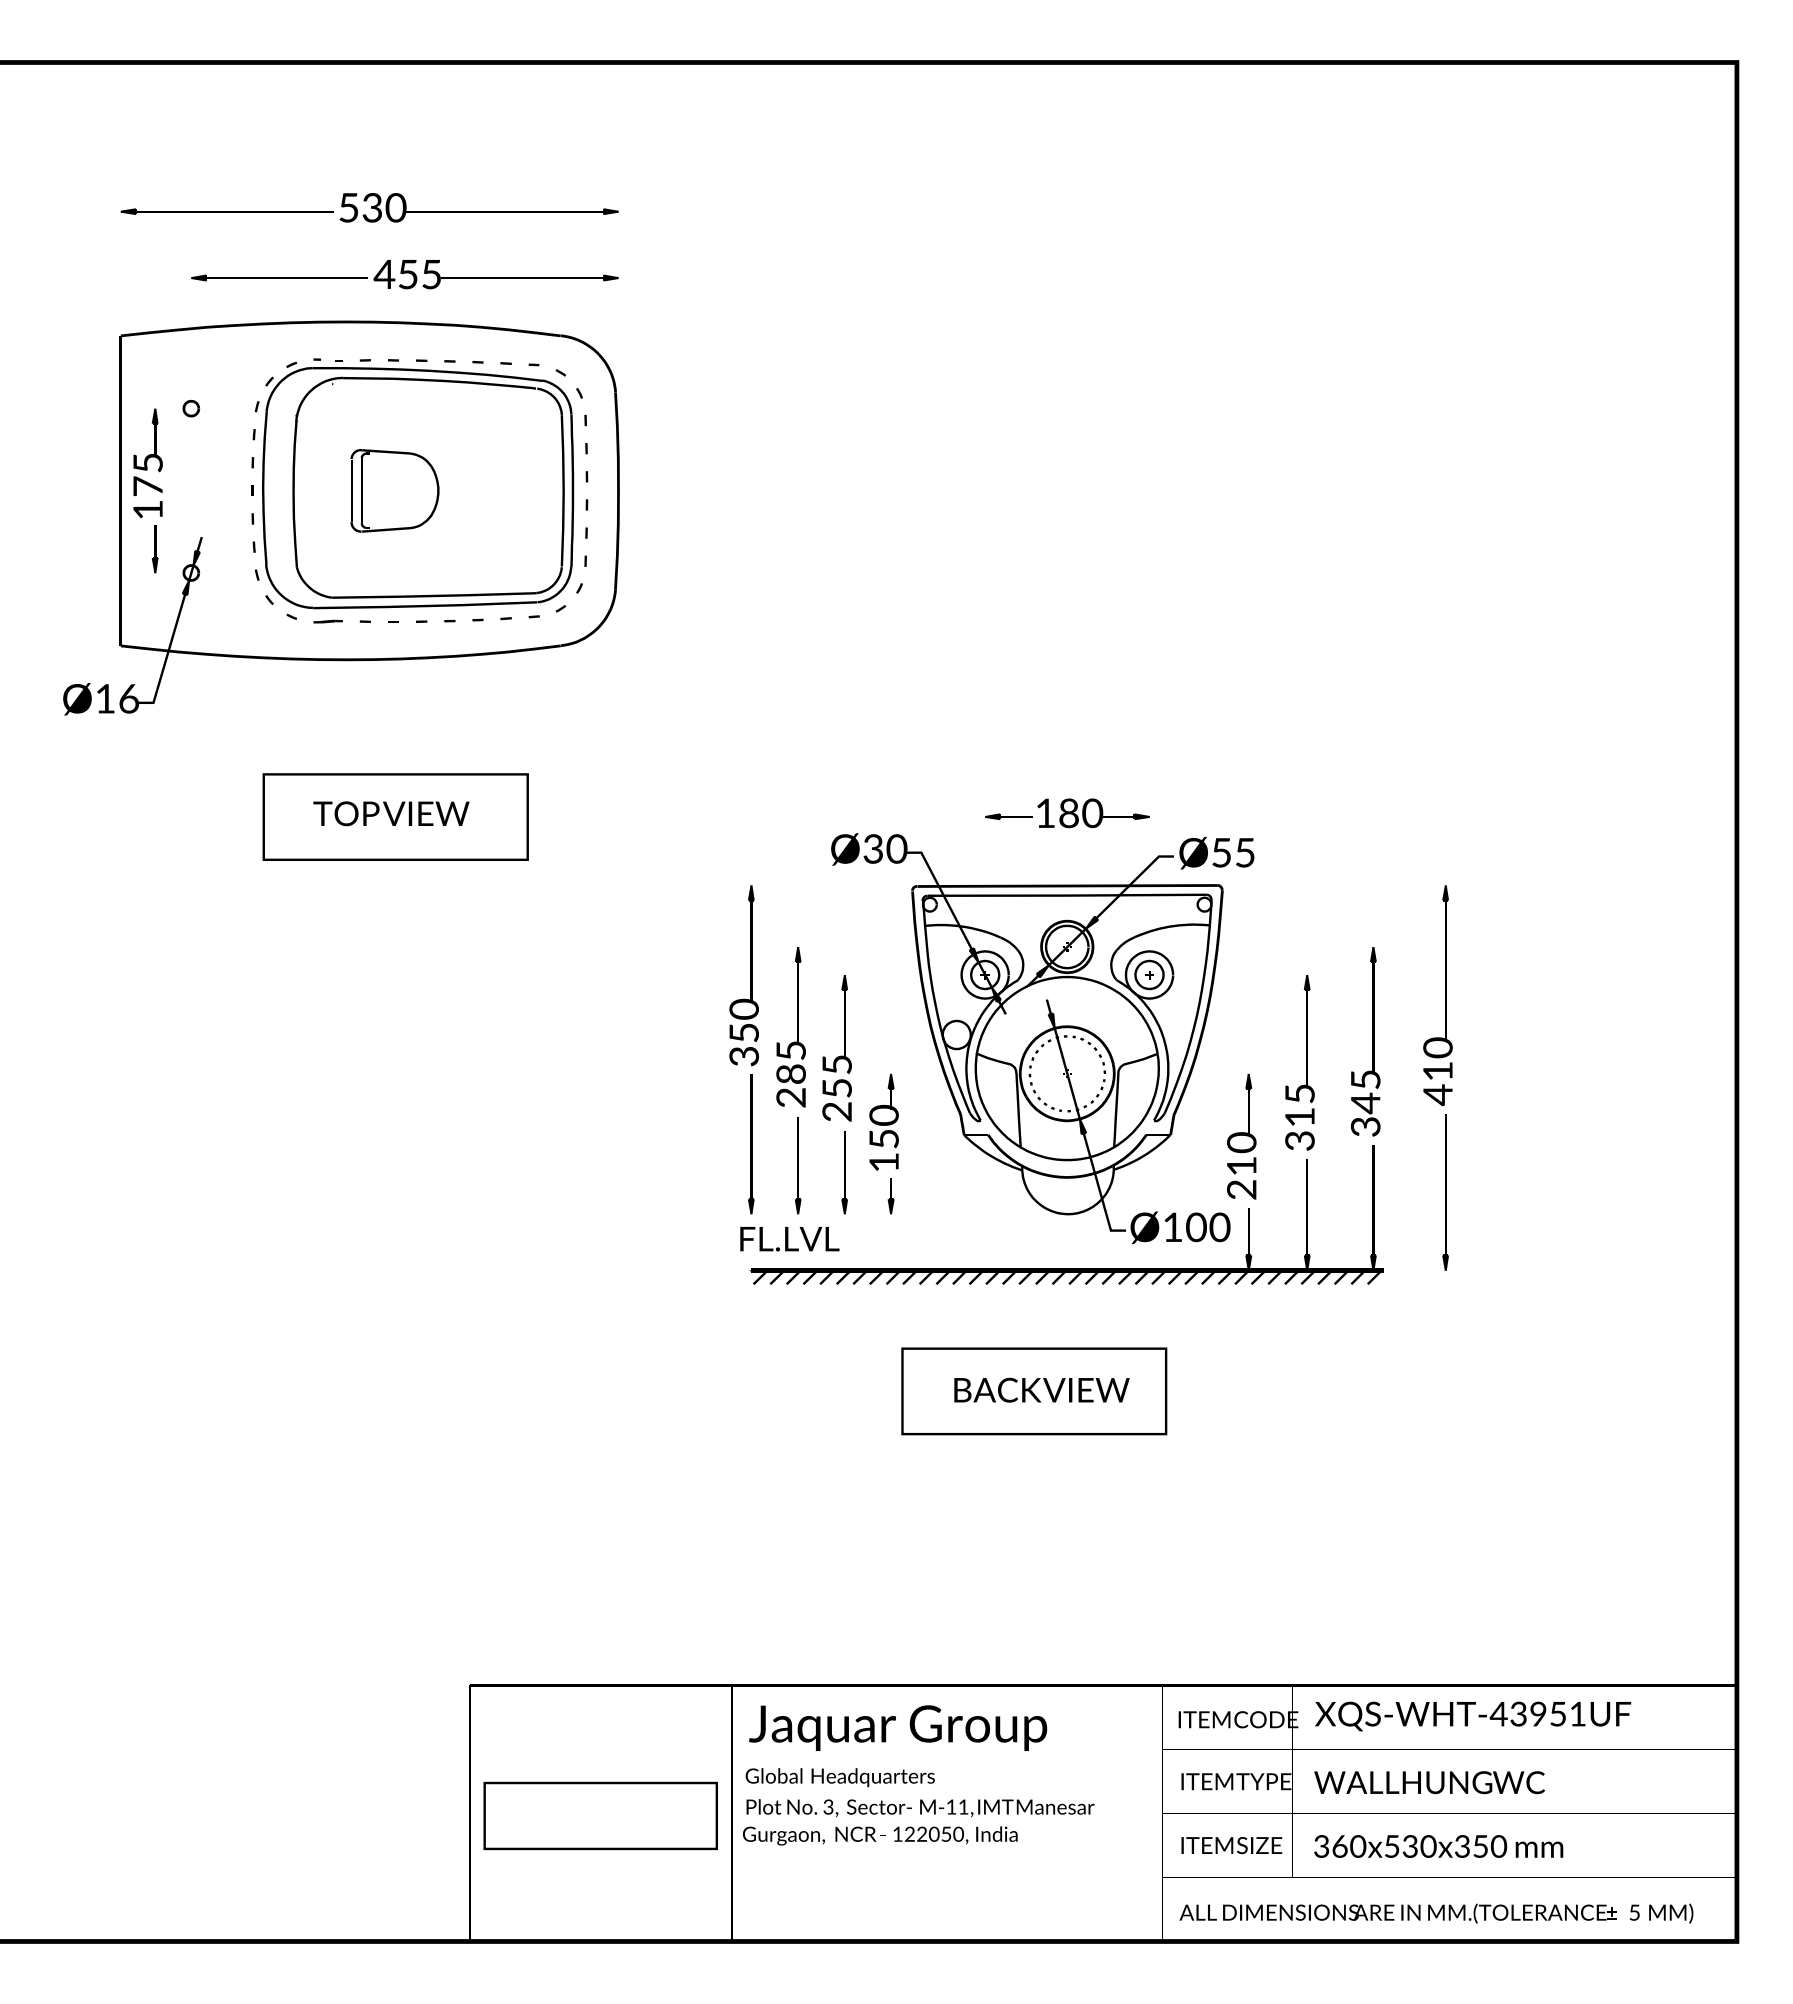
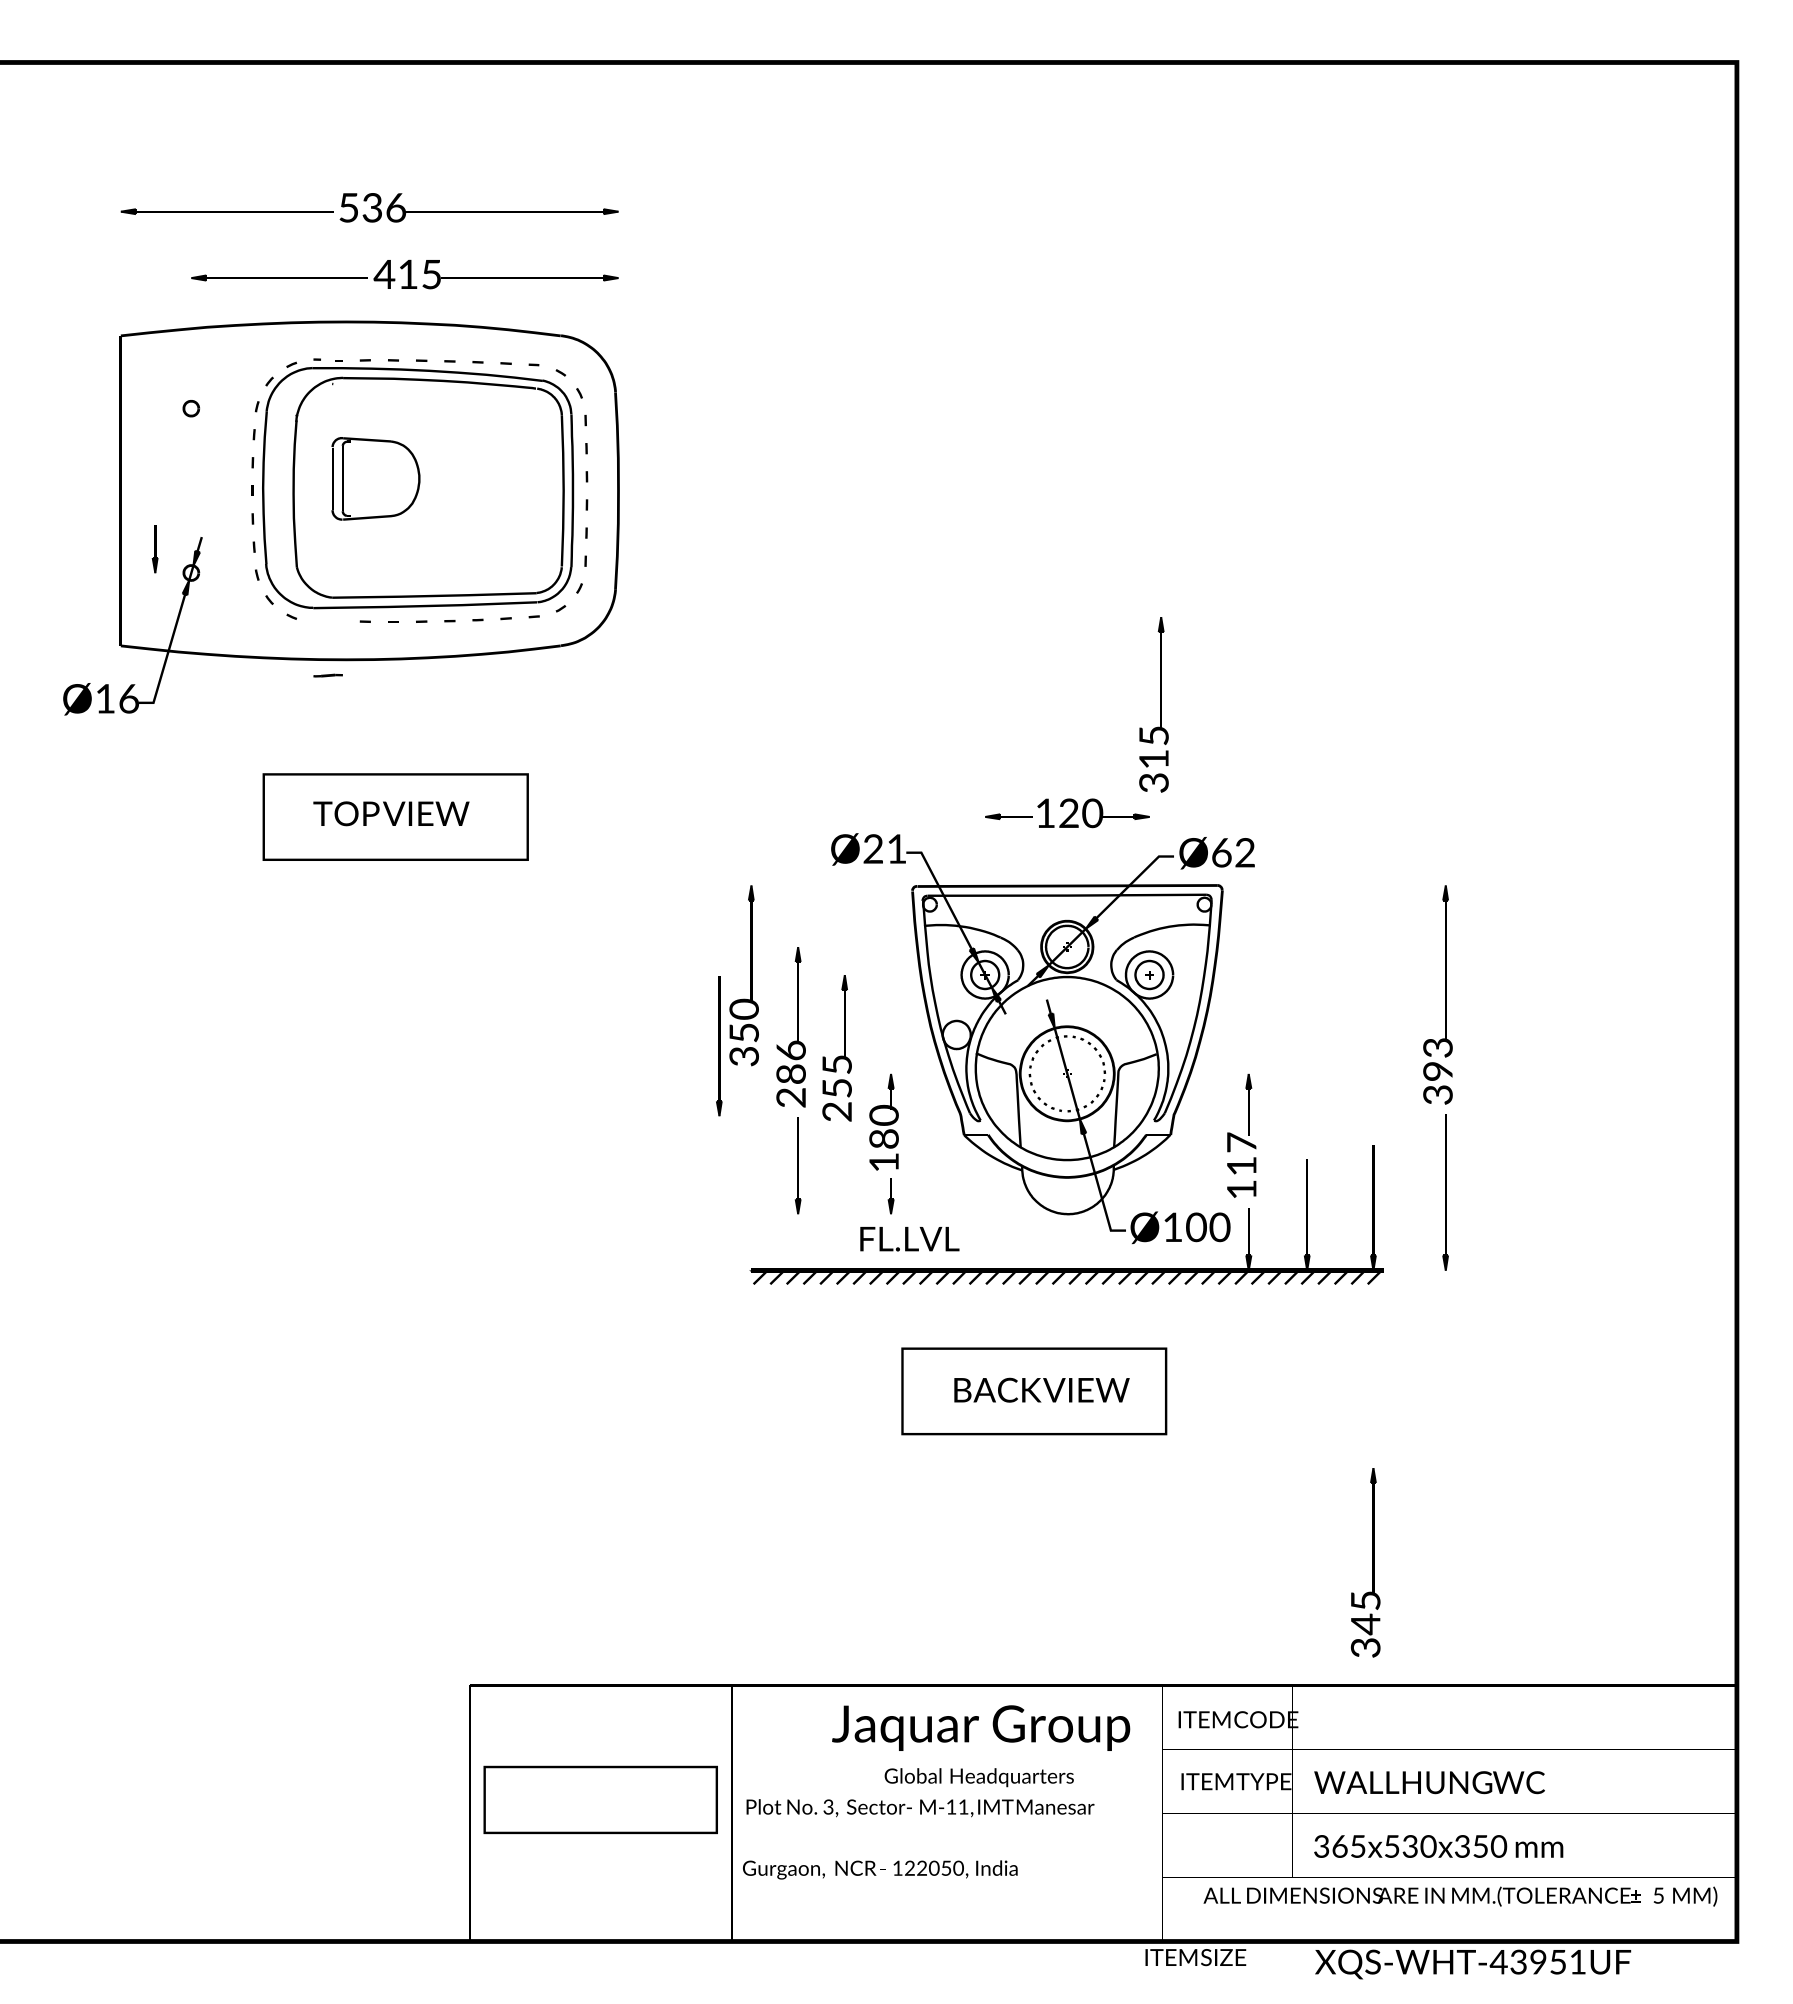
text: 530 -> 536 (395, 207)
text: 455 -> 415 (408, 274)
part: present -> none (147, 463)
part position: (394, 490) -> (375, 478) (375, 478)
line position: (327, 621) -> (327, 675) (327, 675)
text: 180 -> 120 (1068, 814)
text: Ø30 -> Ø21 (885, 848)
text: Ø55 -> Ø62 (1233, 852)
part position: (1372, 1041) -> (1372, 1562) (1372, 1562)
text: 285 -> 286 (790, 1050)
part position: (1306, 1062) -> (1160, 704) (1160, 704)
text: 410 -> 393 (1437, 1071)
text: 150 -> 180 (883, 1138)
part position: (751, 1144) -> (719, 1046) (719, 1046)
text: 210 -> 117 (1241, 1165)
part: present -> none (844, 1172)
text position: (789, 1239) -> (909, 1239) (909, 1239)
text position: (1473, 1716) -> (1473, 1964) (1473, 1964)
text position: (898, 1727) -> (981, 1727) (981, 1727)
text position: (839, 1777) -> (978, 1777) (978, 1777)
part position: (600, 1815) -> (600, 1799) (600, 1799)
text position: (880, 1835) -> (880, 1869) (880, 1869)
text position: (1231, 1845) -> (1195, 1957) (1195, 1957)
text: 360x530x350 -> 365x530x350 (1358, 1846)
text position: (1436, 1913) -> (1460, 1896) (1460, 1896)
